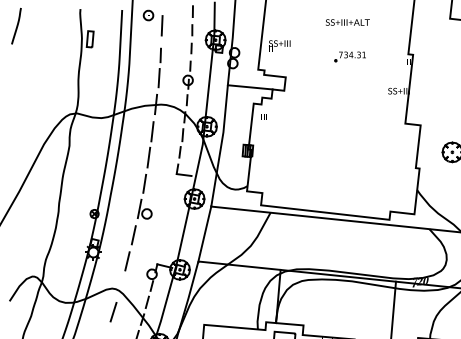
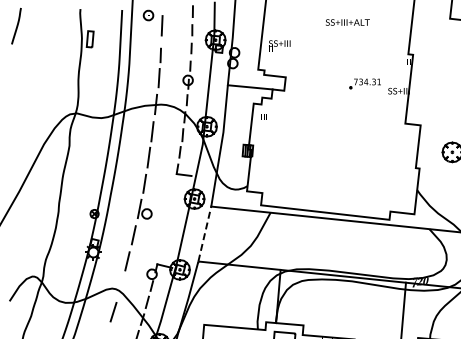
part position: (349, 56) -> (364, 83) (364, 83)
line: solid -> dashed (204, 233)
line position: (393, 308) -> (403, 308) (403, 308)
